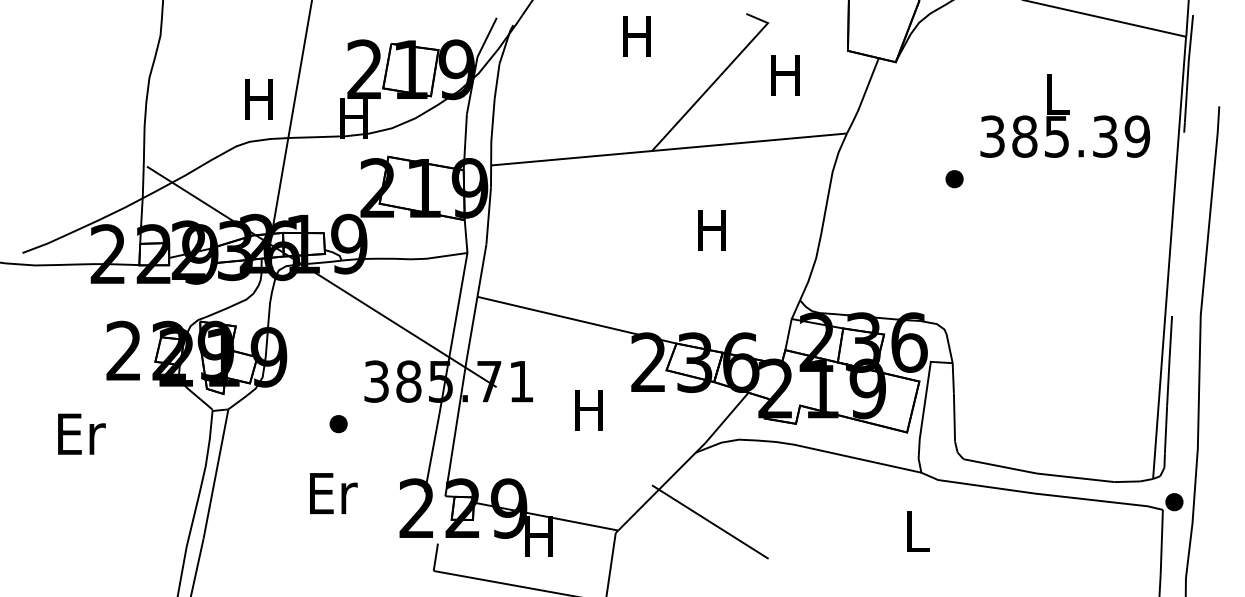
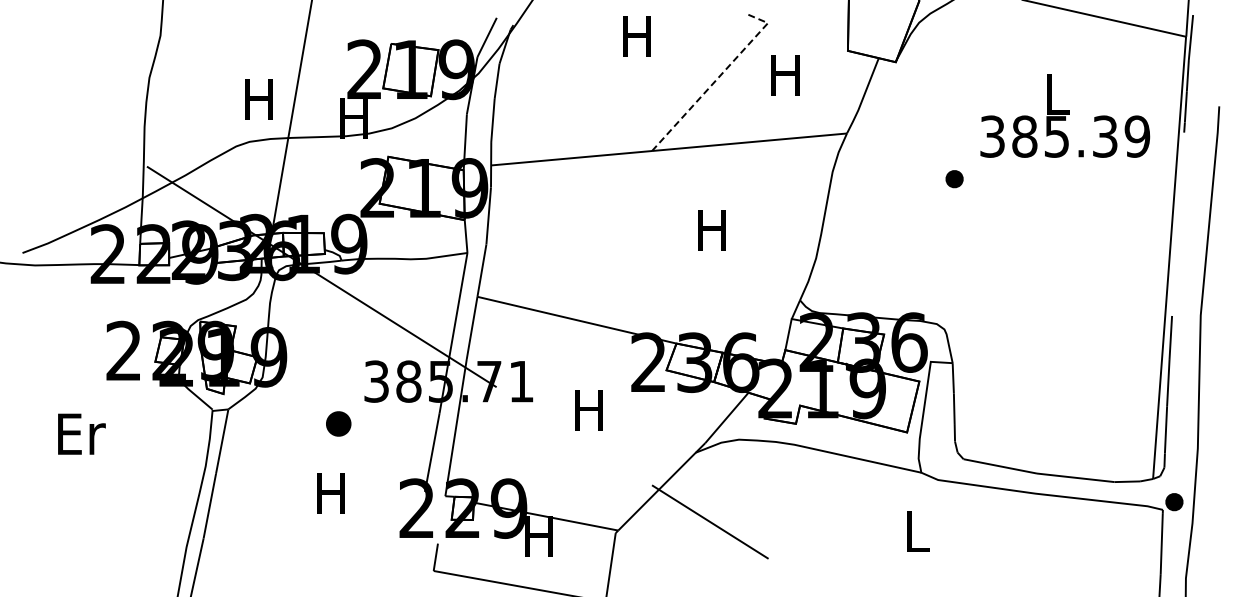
line: solid -> dashed (718, 77)
part size: 19x19 px -> 26x26 px (338, 423)
text: Er -> H (333, 493)
